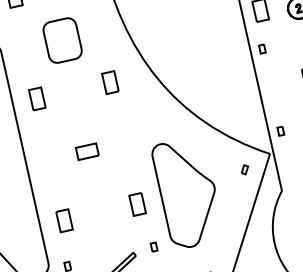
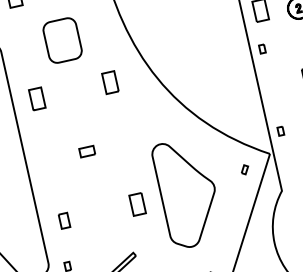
part size: 26x19 px -> 18x15 px (86, 151)
part size: 19x26 px -> 15x19 px (64, 220)
part: present -> none (153, 246)
